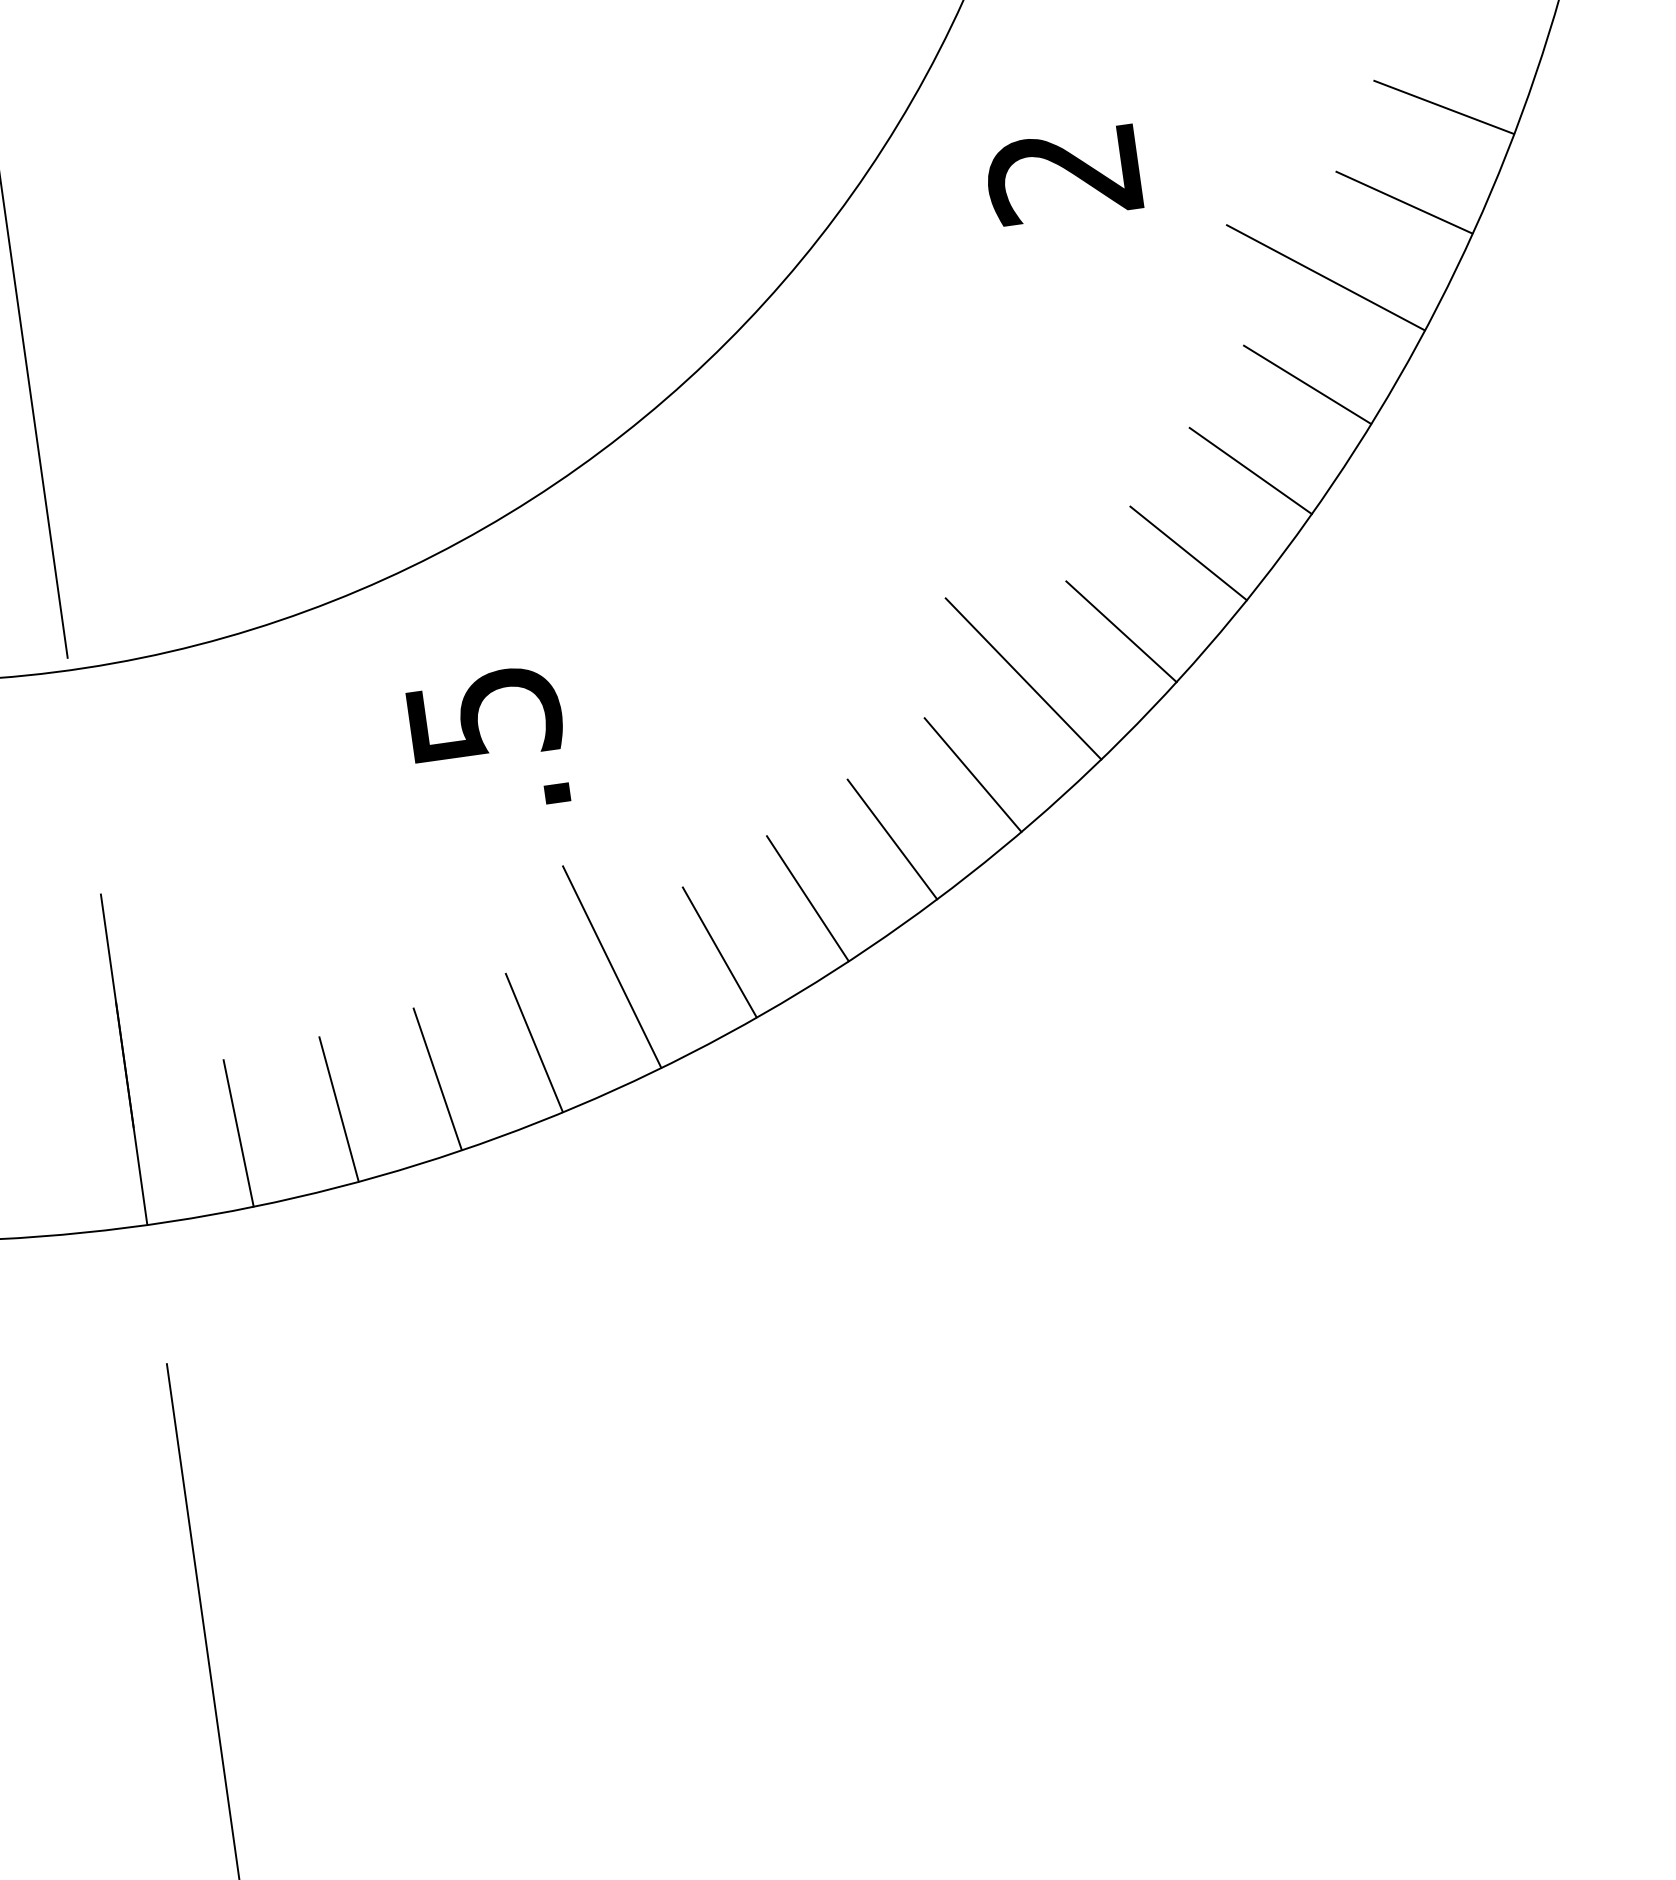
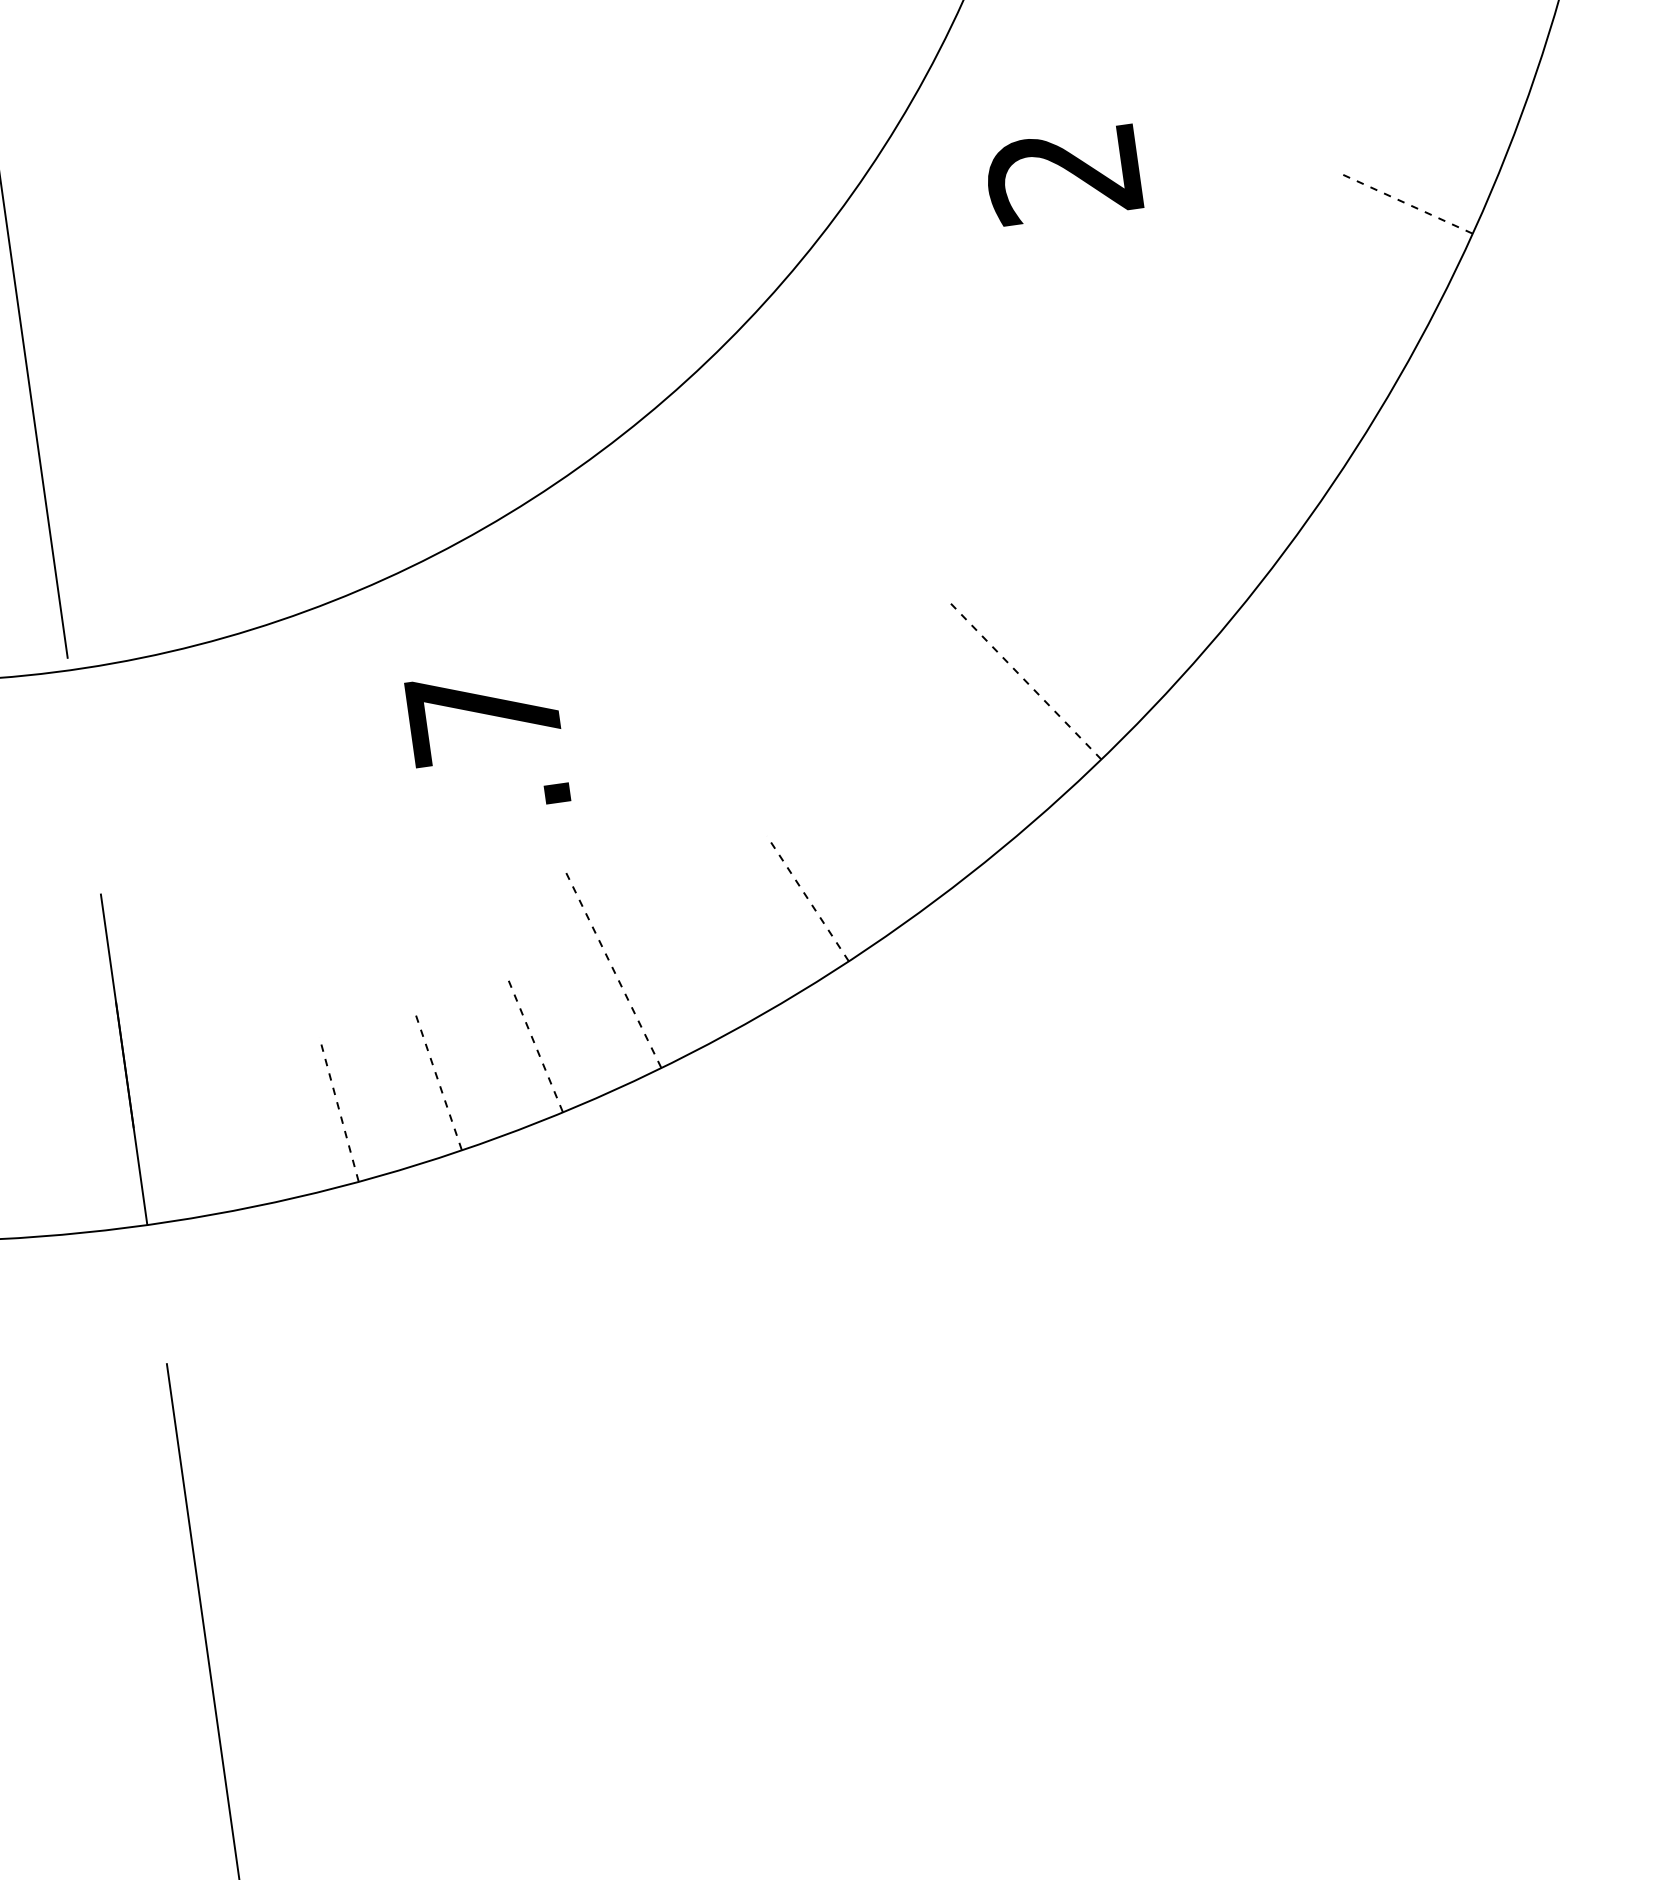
line: present -> none (1443, 106)
line: solid -> dashed (1404, 202)
line: present -> none (1325, 277)
line: present -> none (1307, 384)
line: present -> none (1250, 470)
line: present -> none (1188, 553)
line: present -> none (1121, 631)
line: solid -> dashed (1023, 678)
text: .5 -> .7 (483, 718)
line: present -> none (972, 774)
line: present -> none (892, 839)
line: solid -> dashed (807, 898)
line: present -> none (719, 952)
line: solid -> dashed (611, 966)
line: solid -> dashed (534, 1042)
line: solid -> dashed (437, 1079)
line: solid -> dashed (339, 1109)
line: present -> none (238, 1133)
